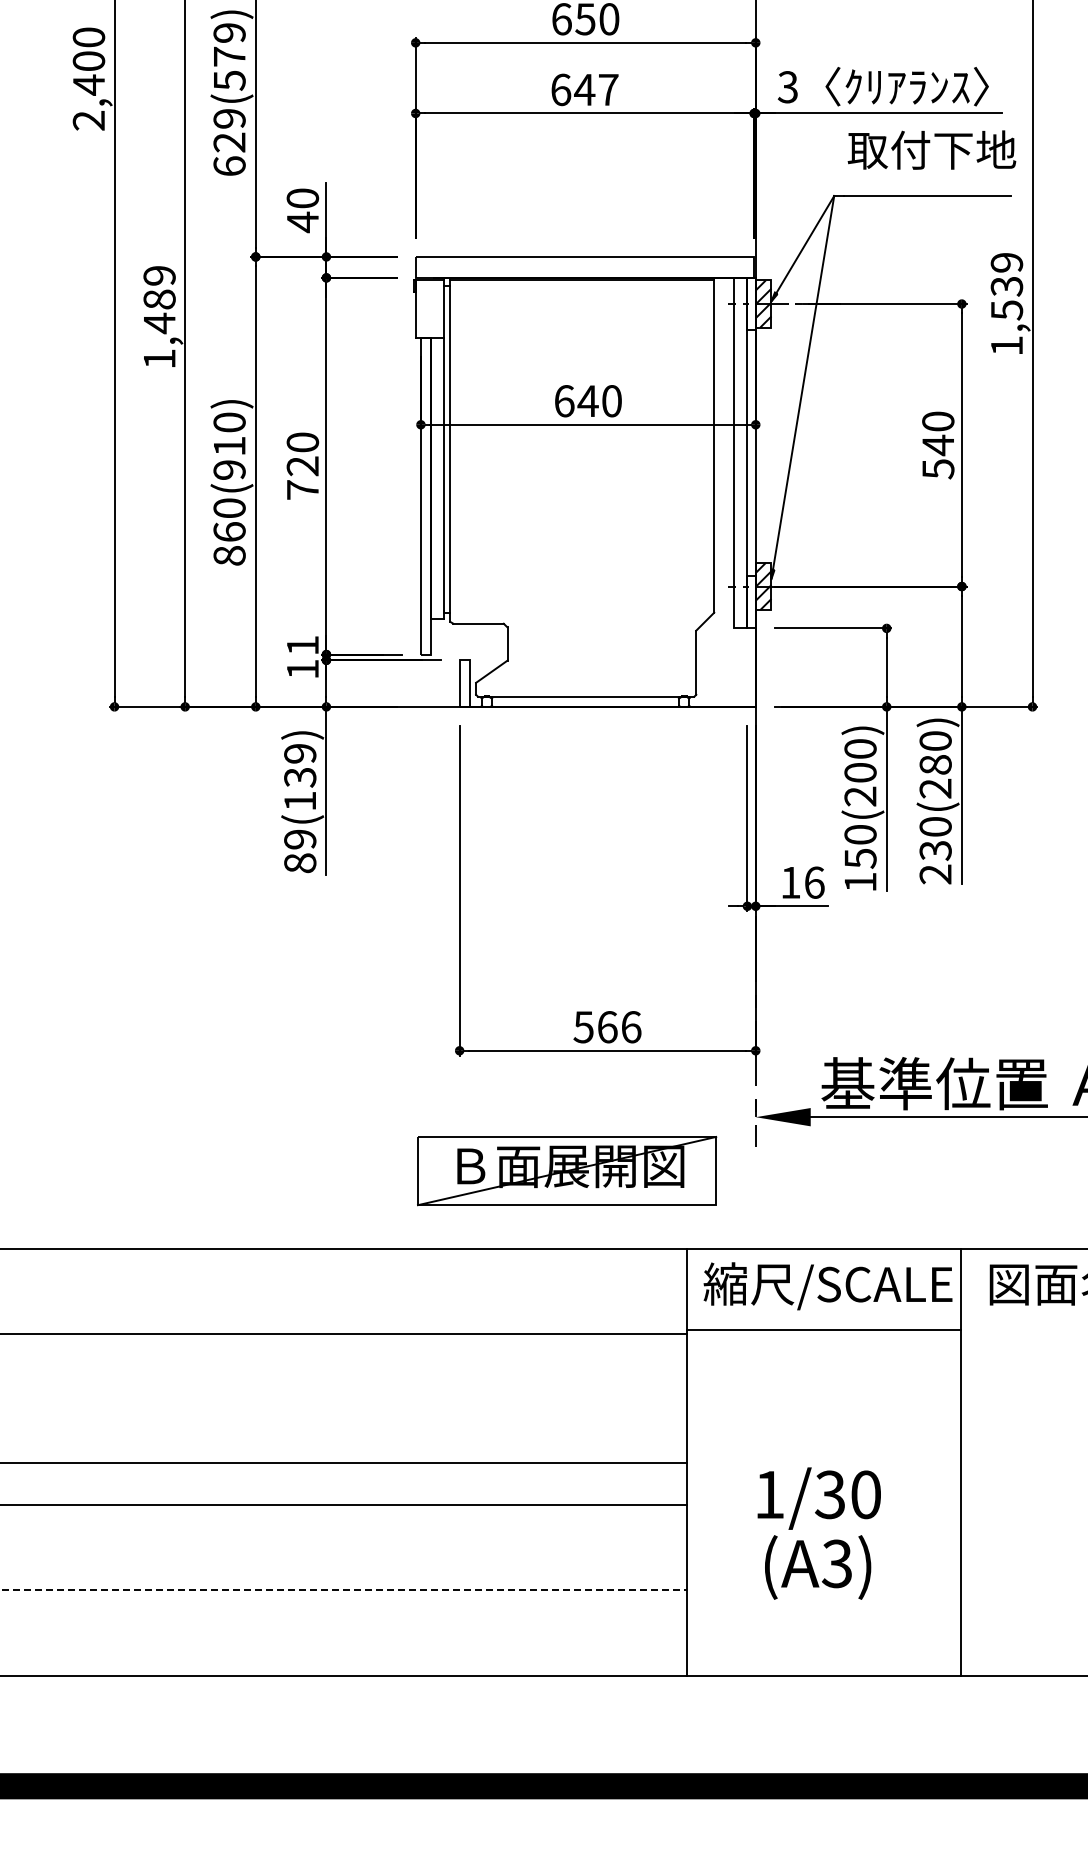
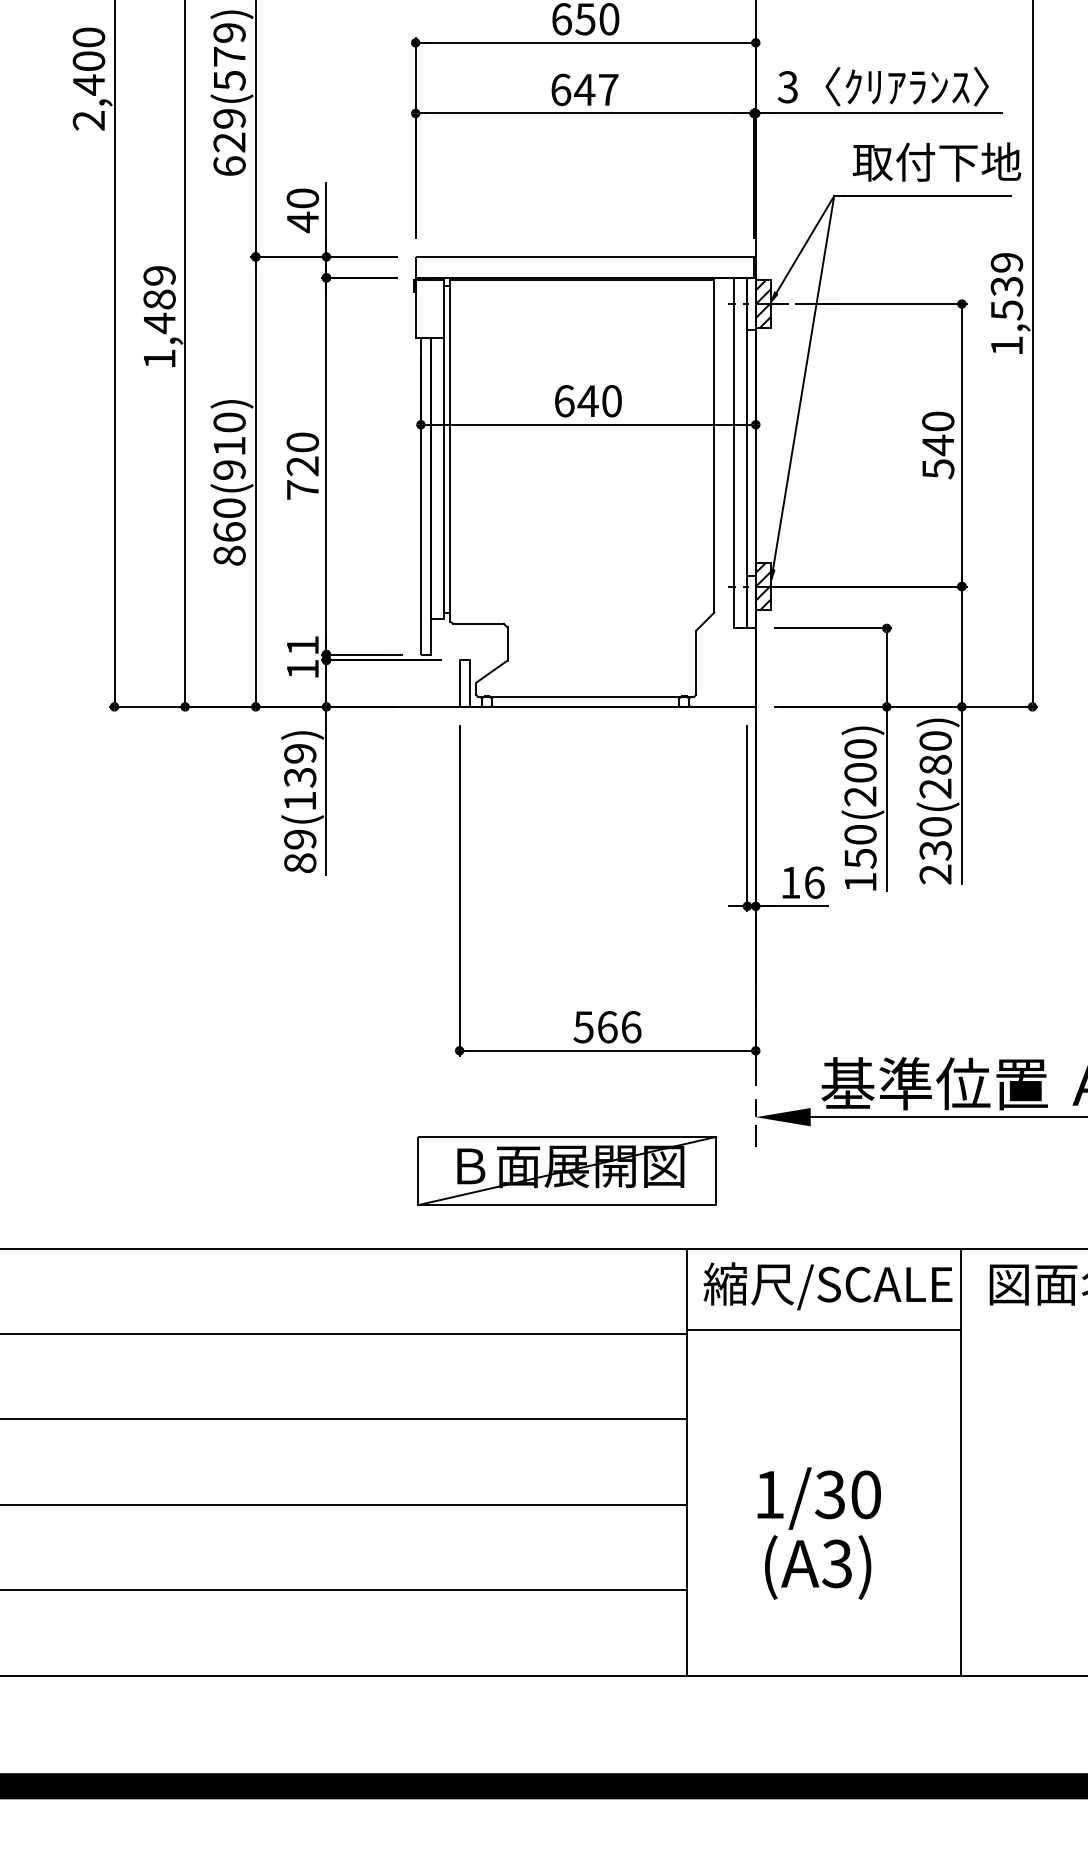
text position: (931, 149) -> (936, 161) (936, 161)
line position: (344, 1463) -> (344, 1419) (344, 1419)
line: dashed -> solid (344, 1590)
